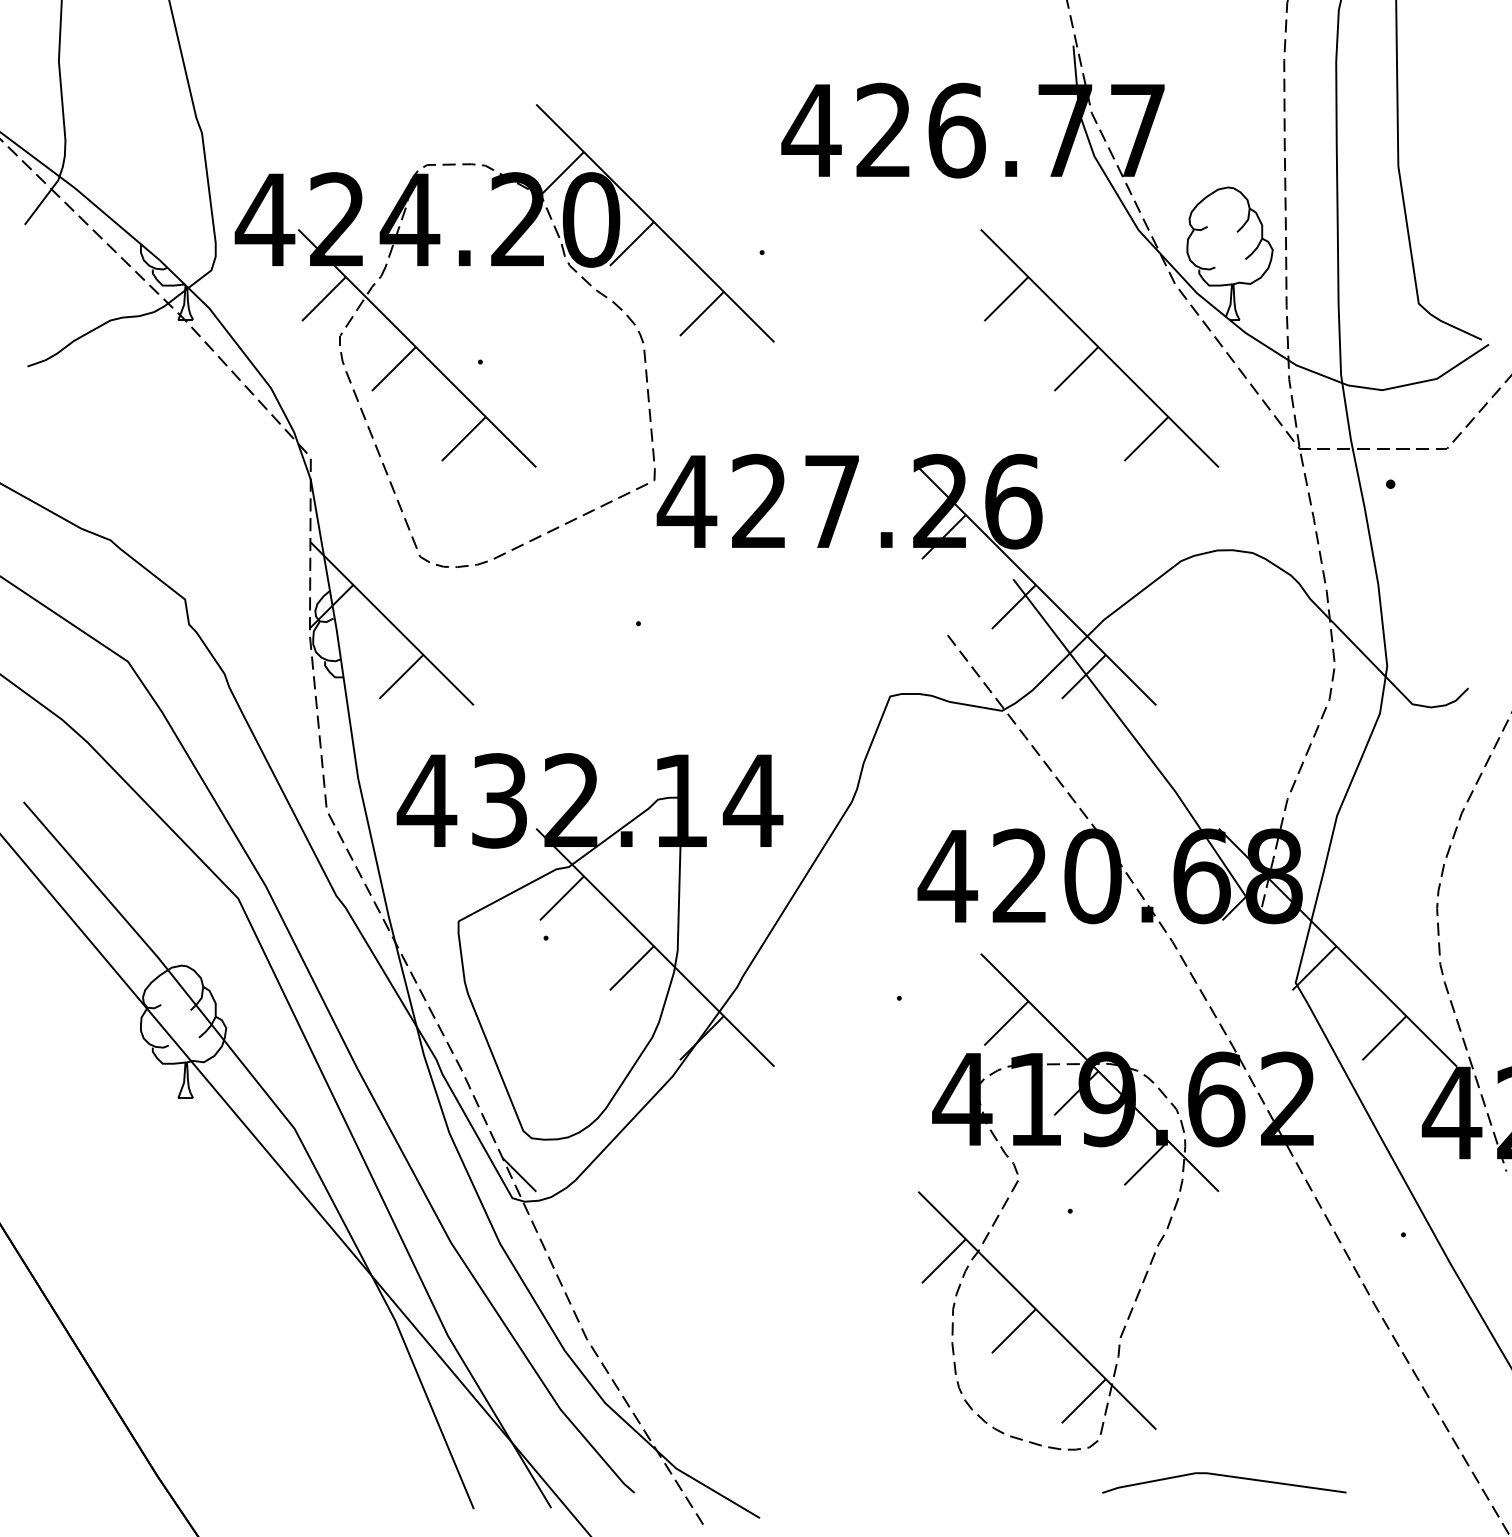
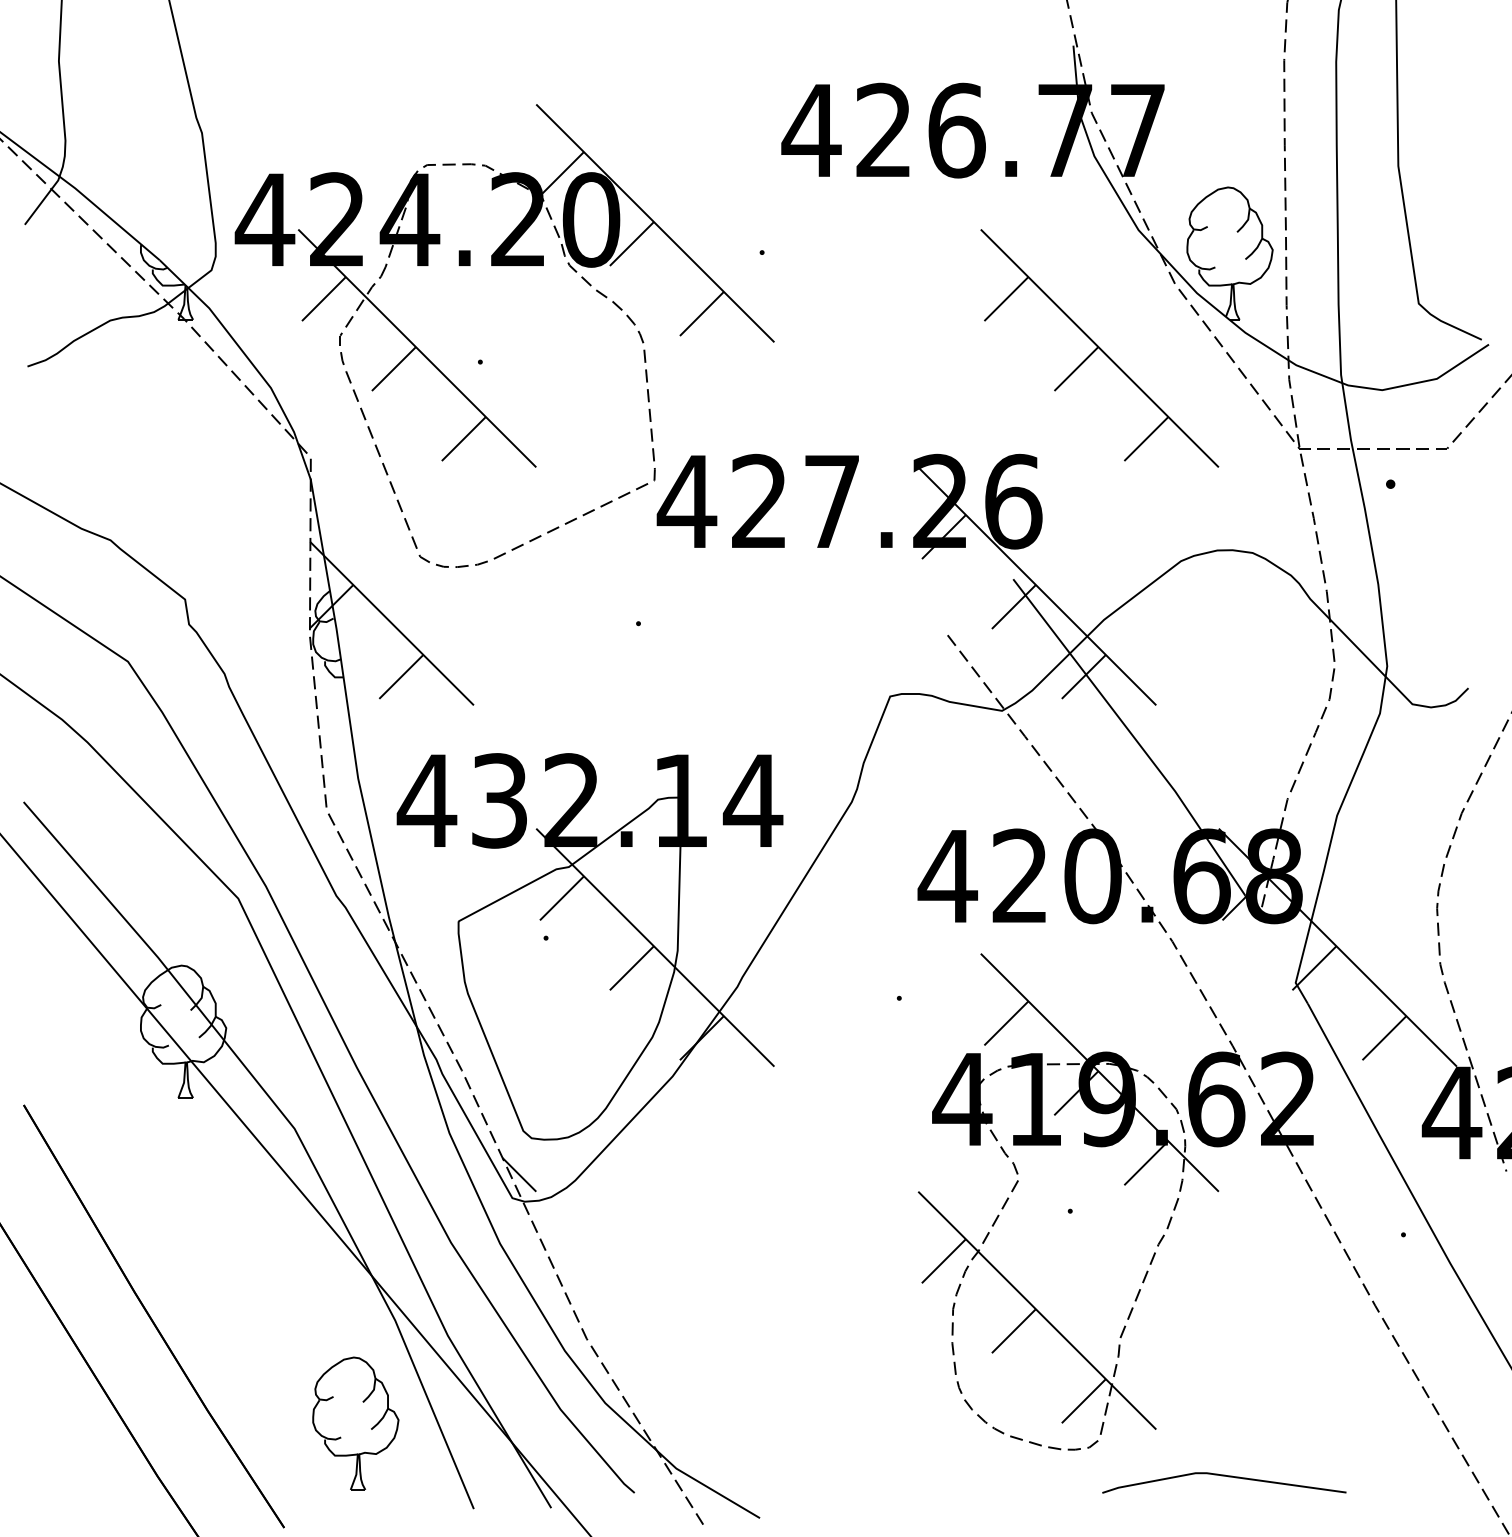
part: none -> present (153, 1316)
part: none -> present (355, 1423)
